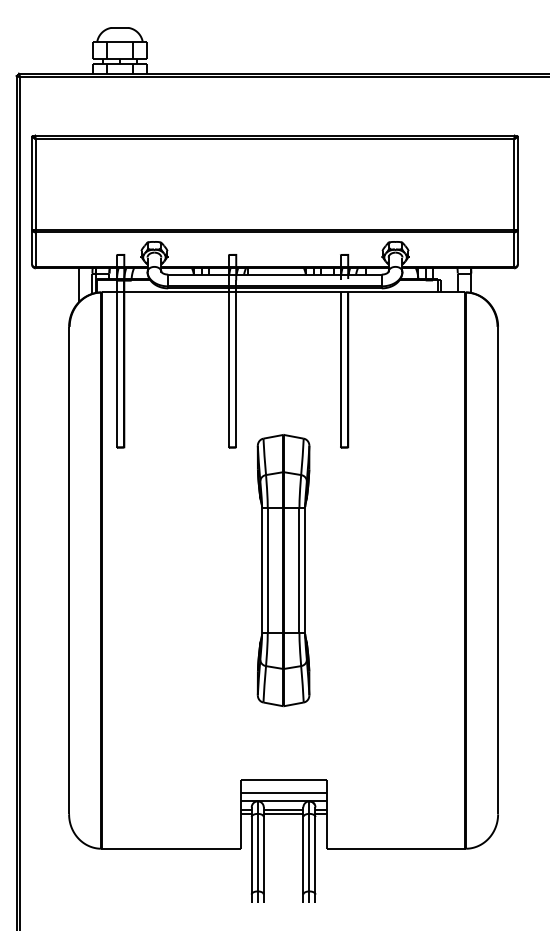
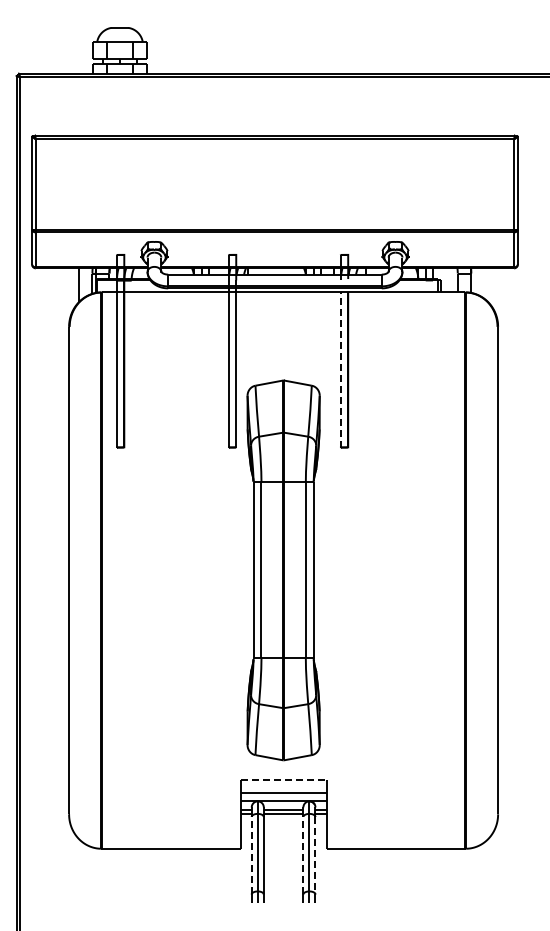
line: solid -> dashed (340, 371)
part size: 55x274 px -> 75x383 px (283, 570)
line: solid -> dashed (284, 779)
line: solid -> dashed (251, 855)
line: solid -> dashed (303, 855)
line: solid -> dashed (315, 855)
